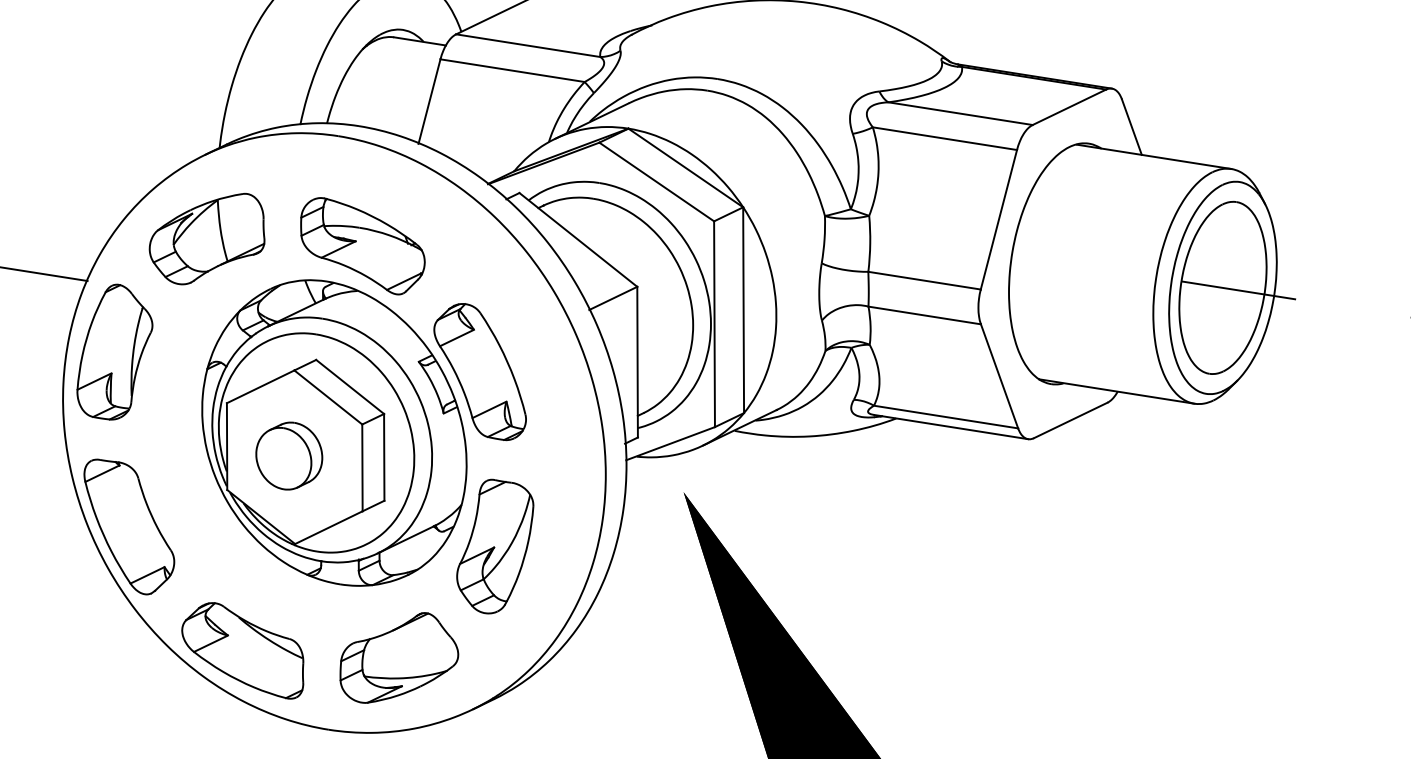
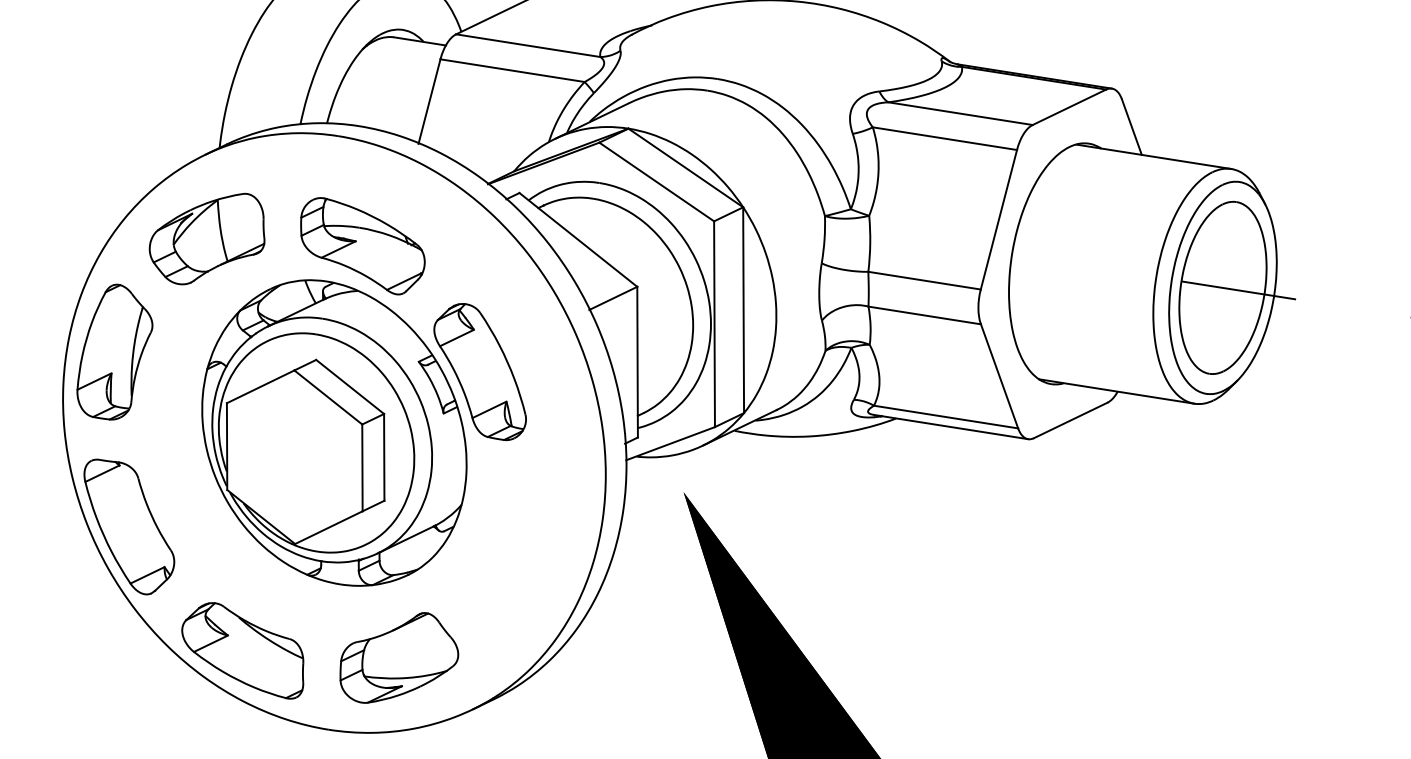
line: present -> none (44, 274)
part: present -> none (289, 455)
part: present -> none (495, 546)
